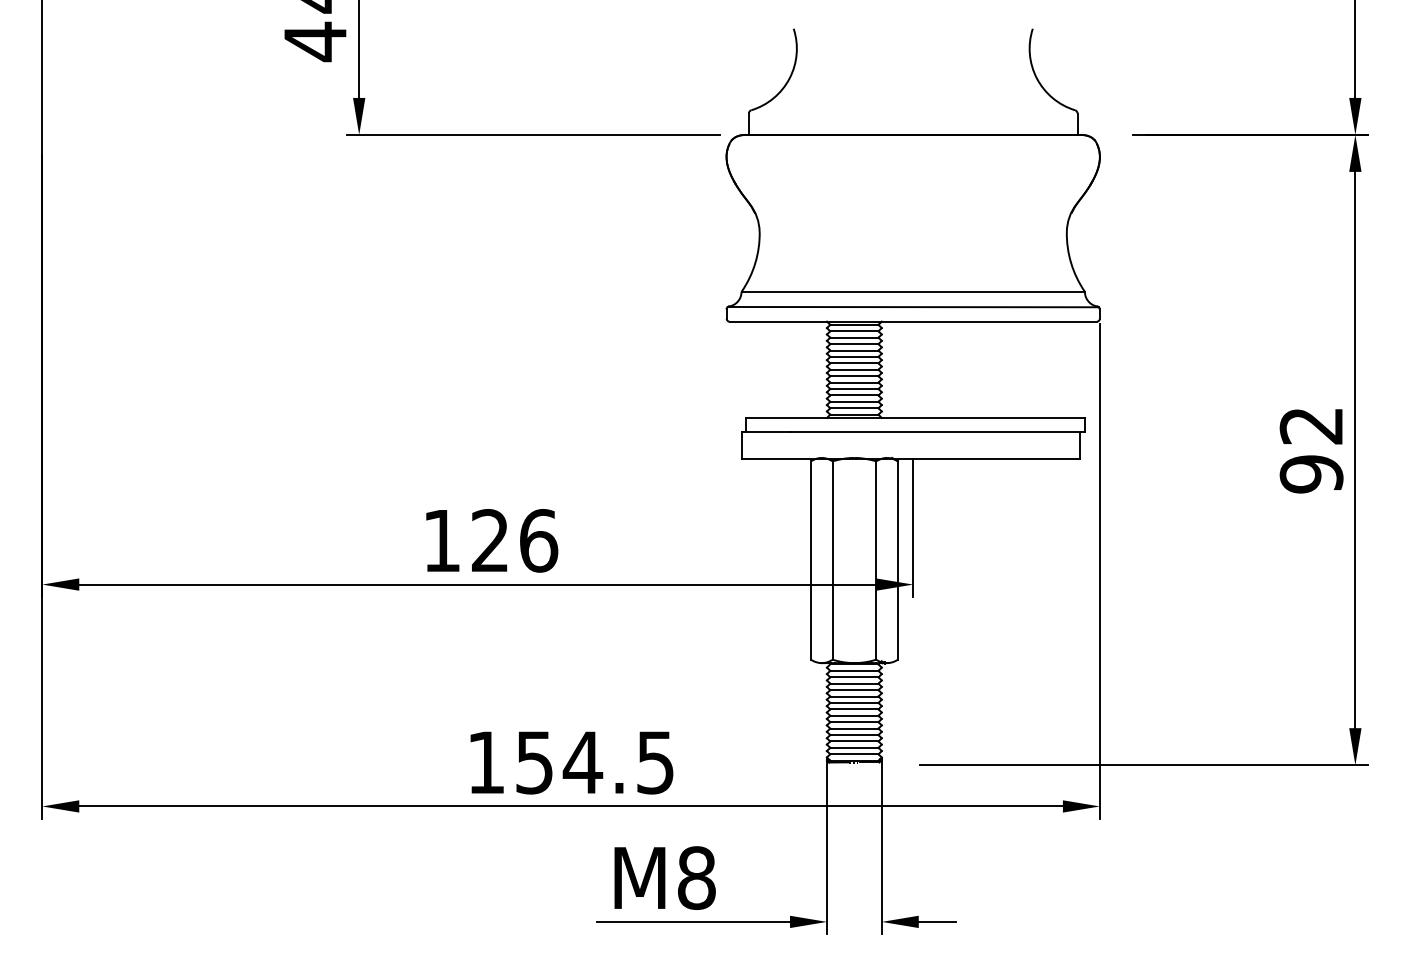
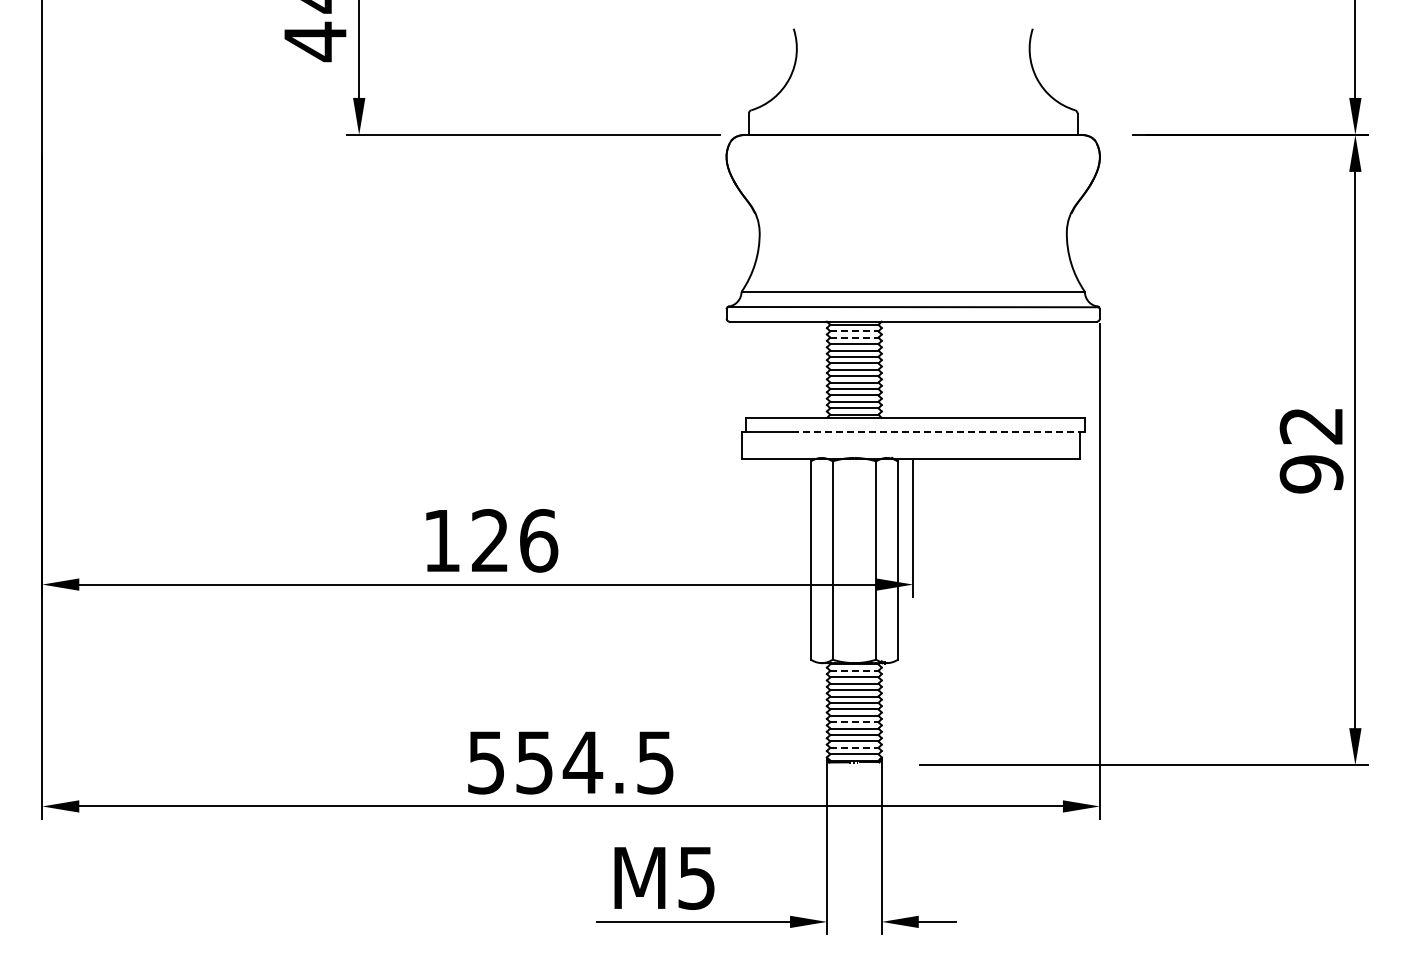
line: solid -> dashed (854, 331)
line: solid -> dashed (854, 337)
line: solid -> dashed (938, 431)
line: solid -> dashed (854, 670)
line: solid -> dashed (854, 722)
line: solid -> dashed (854, 747)
text: 154.5 -> 554.5 (485, 762)
text: M8 -> M5 (696, 877)
